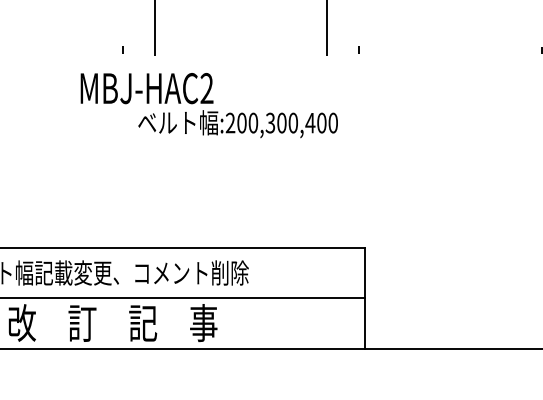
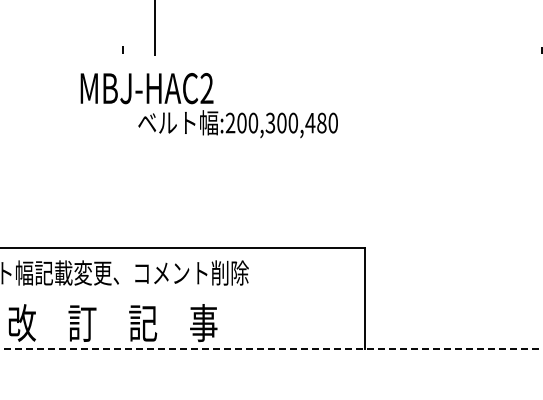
line: present -> none (326, 28)
line: present -> none (358, 49)
text: :200,300,400 -> :200,300,480 (321, 123)
line: present -> none (183, 298)
line: solid -> dashed (271, 348)
